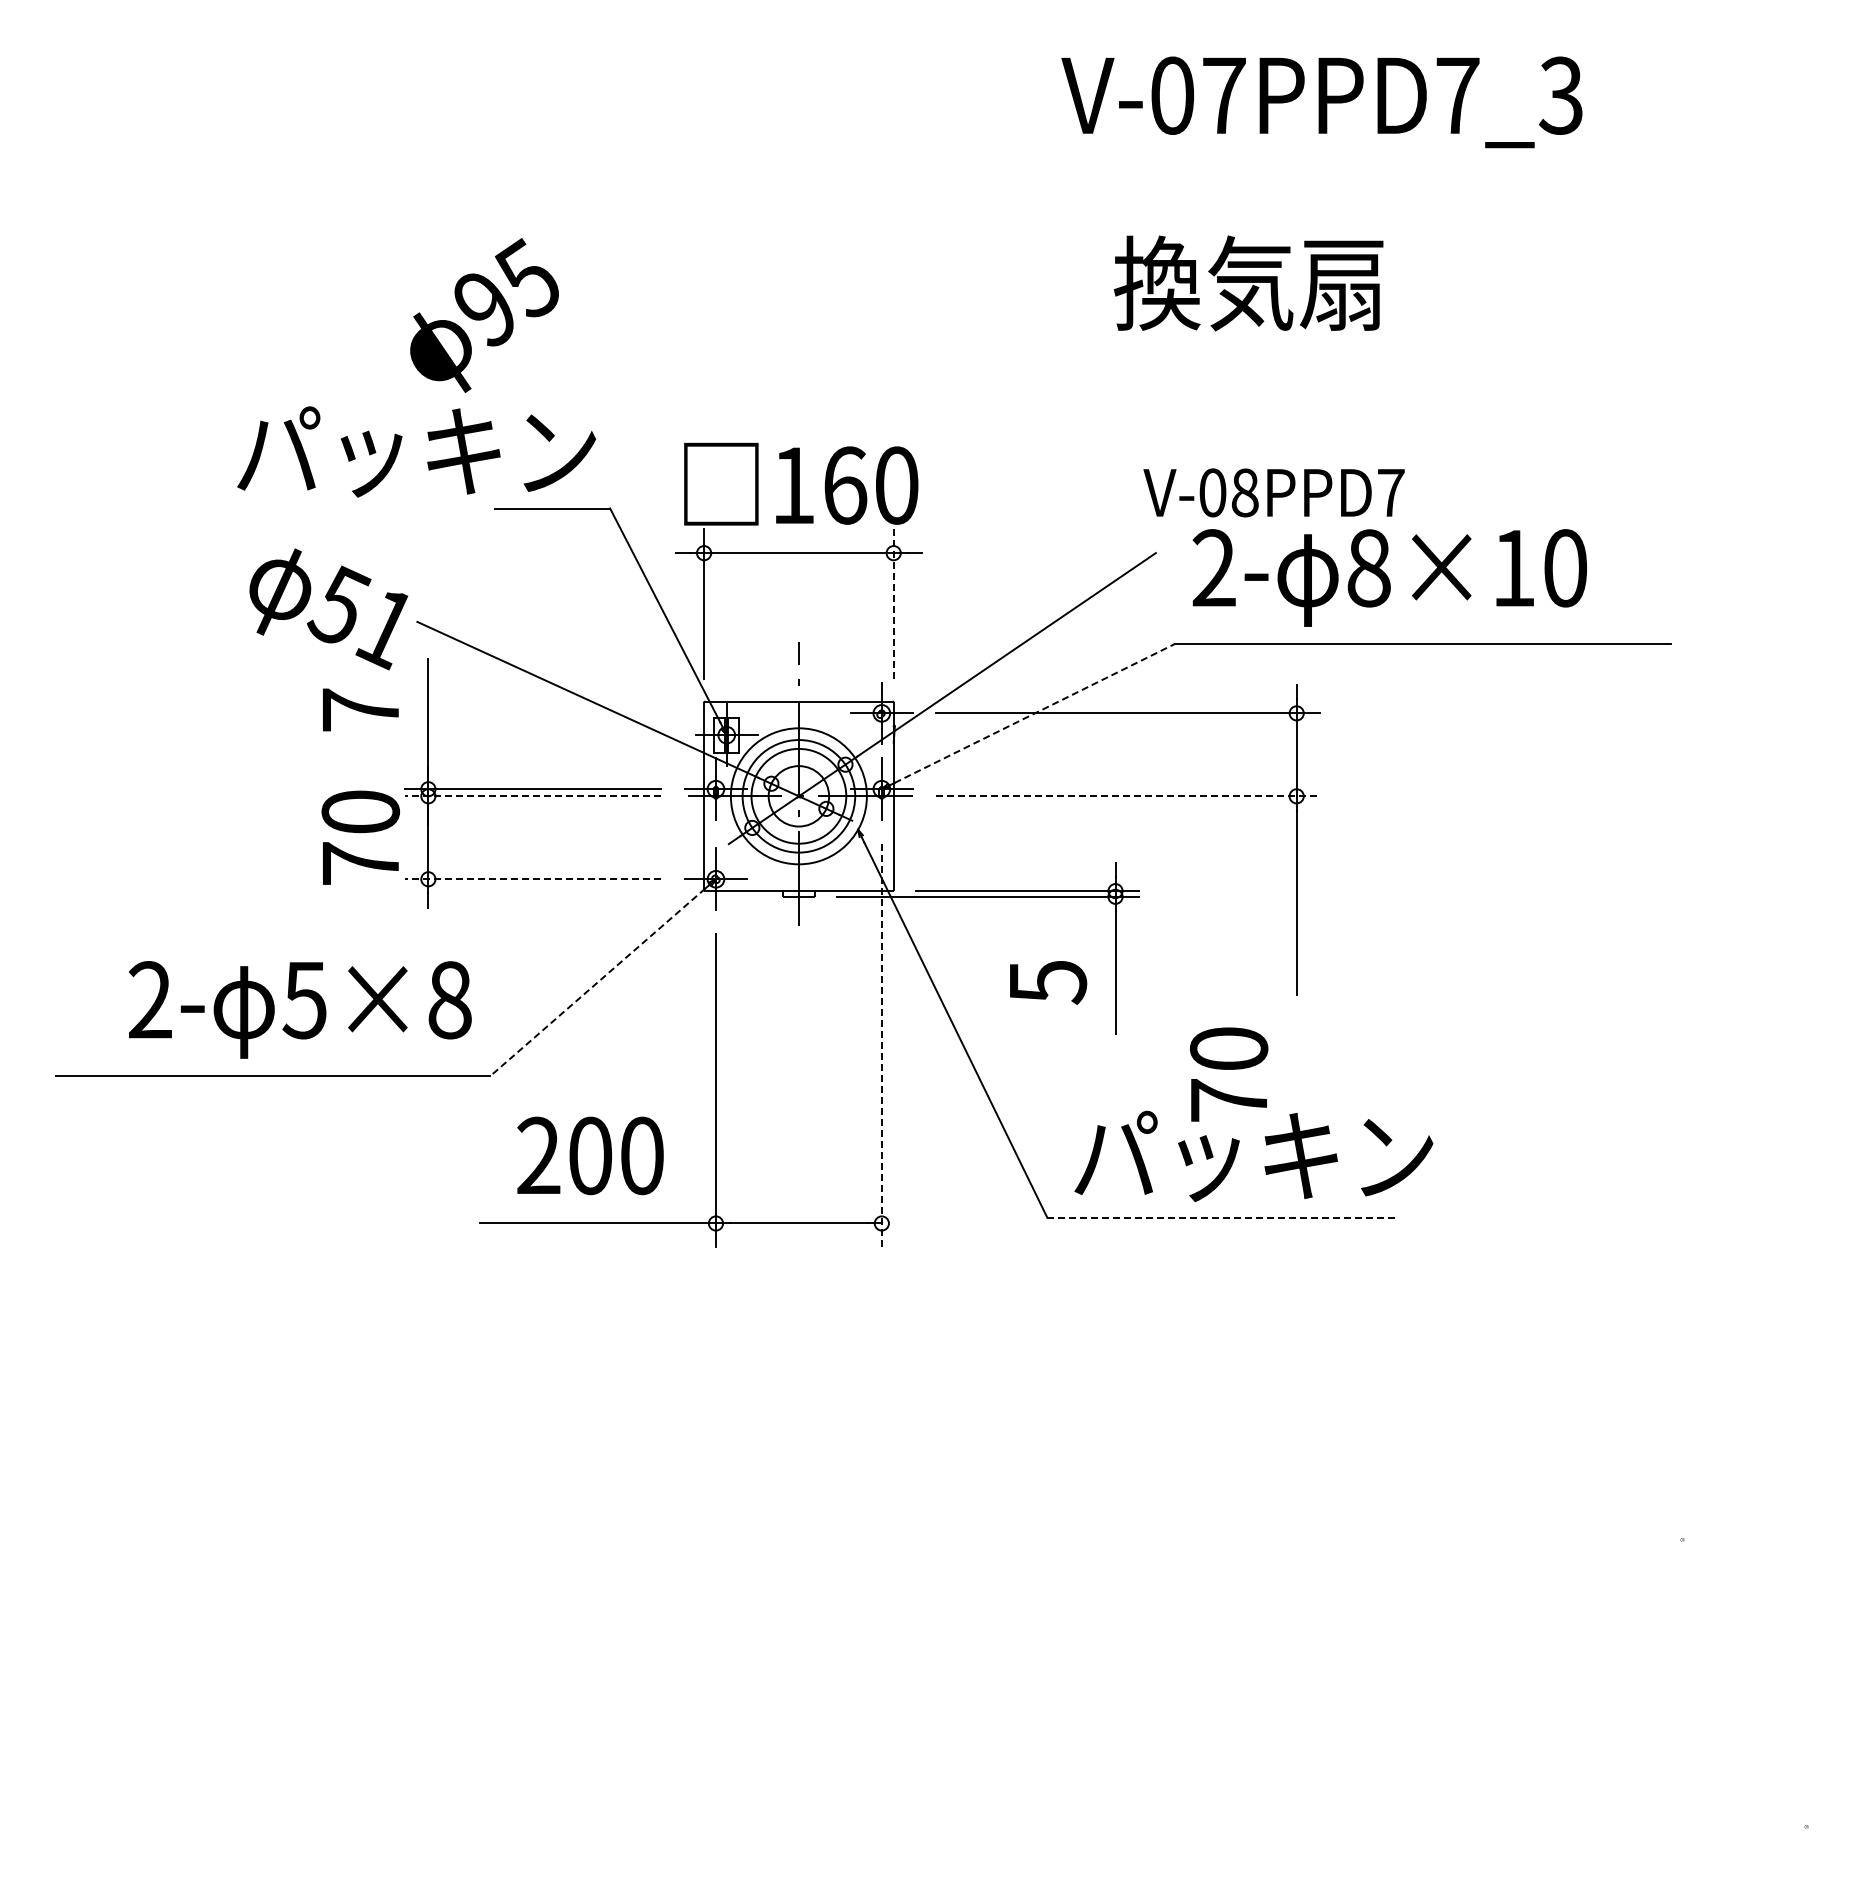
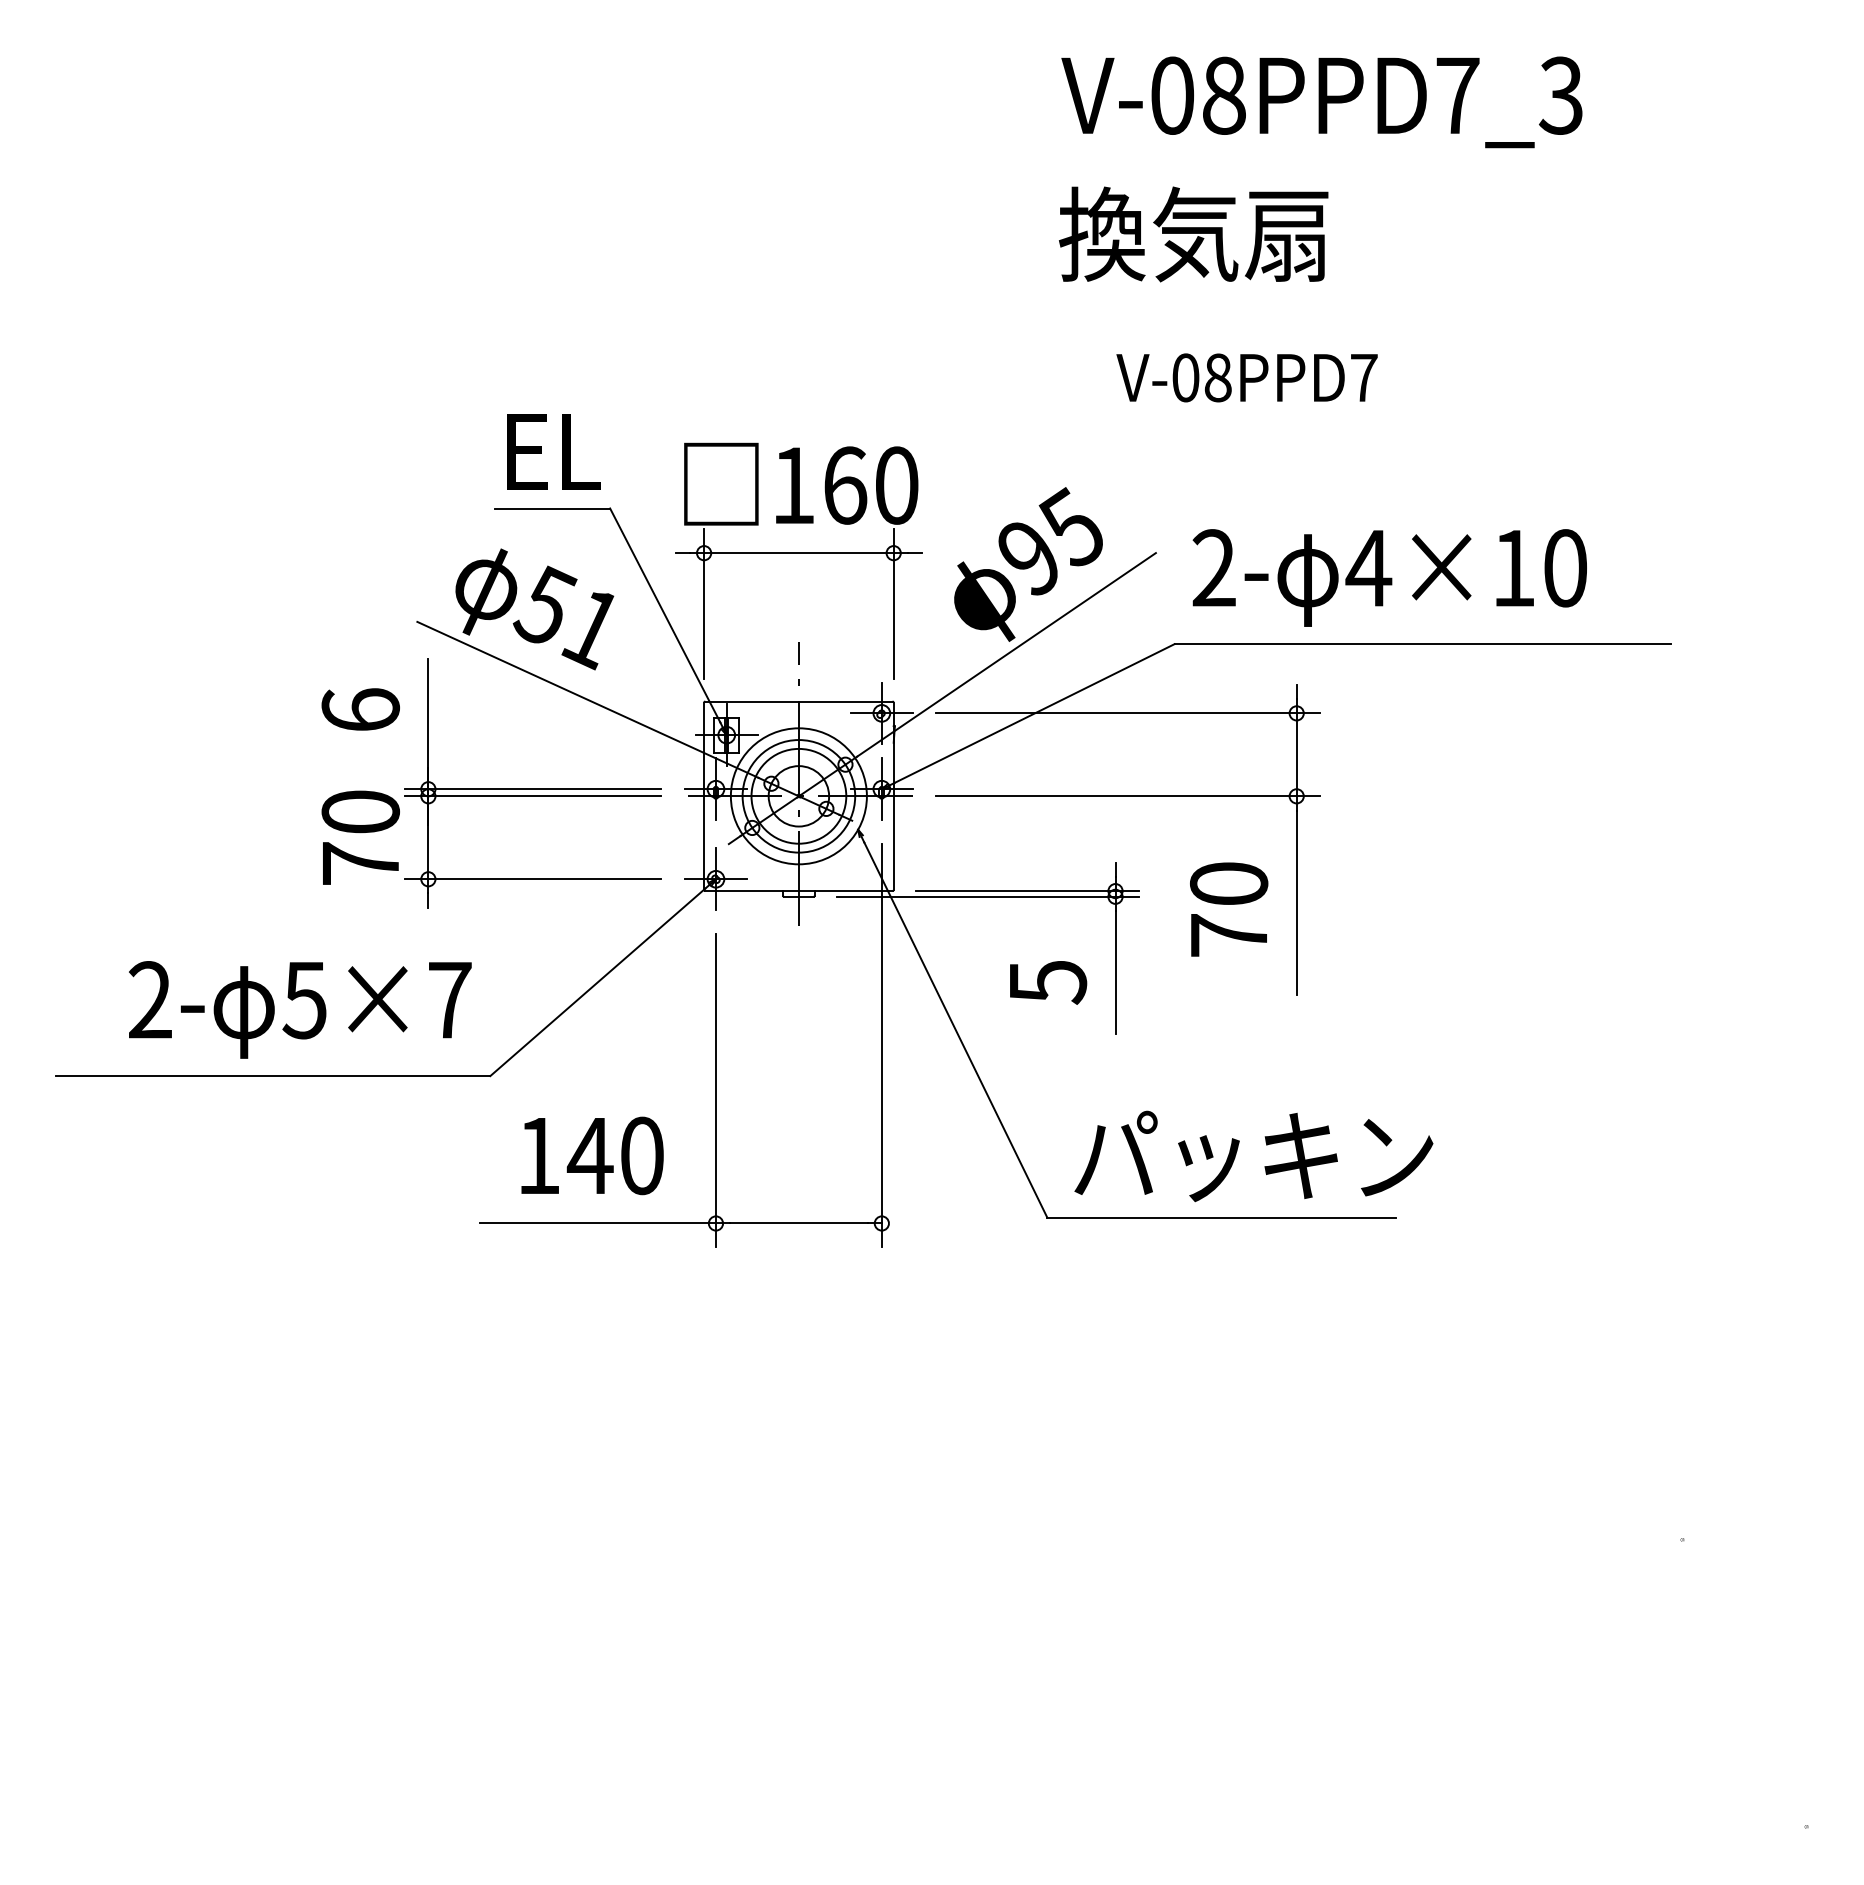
text: V-07PPD7_3 -> V-08PPD7_3 (1224, 95)
text position: (1248, 283) -> (1193, 234) (1193, 234)
text position: (484, 315) -> (1028, 564) (1028, 564)
text: パッキン -> EL (418, 451)
text position: (1273, 492) -> (1246, 377) (1246, 377)
text: 8×10 -> 4×10 (1368, 568)
line: dashed -> solid (893, 604)
text position: (328, 609) -> (534, 609) (534, 609)
text: 7 -> 6 (360, 709)
line: dashed -> solid (1035, 713)
line: dashed -> solid (532, 796)
line: dashed -> solid (1128, 796)
line: dashed -> solid (532, 879)
line: dashed -> solid (597, 982)
text: 5×8 -> 5×7 (449, 1000)
line: dashed -> solid (881, 1045)
text position: (1229, 1074) -> (1229, 909) (1229, 909)
text: 200 -> 140 (565, 1155)
line: dashed -> solid (1222, 1217)
